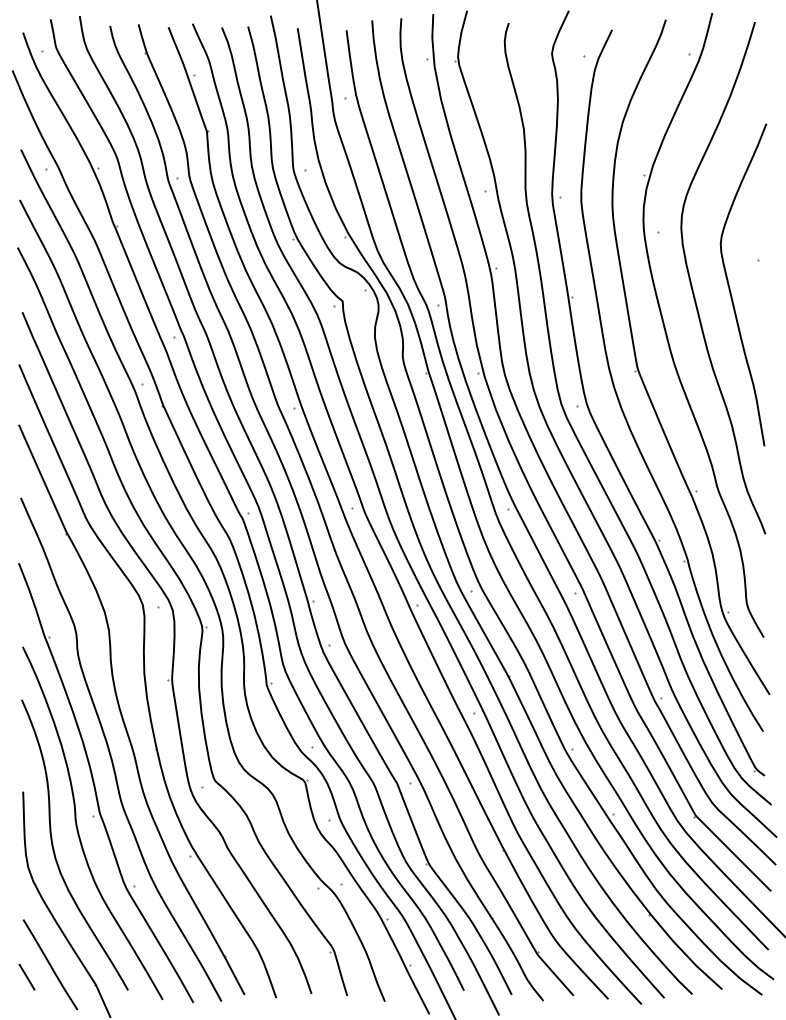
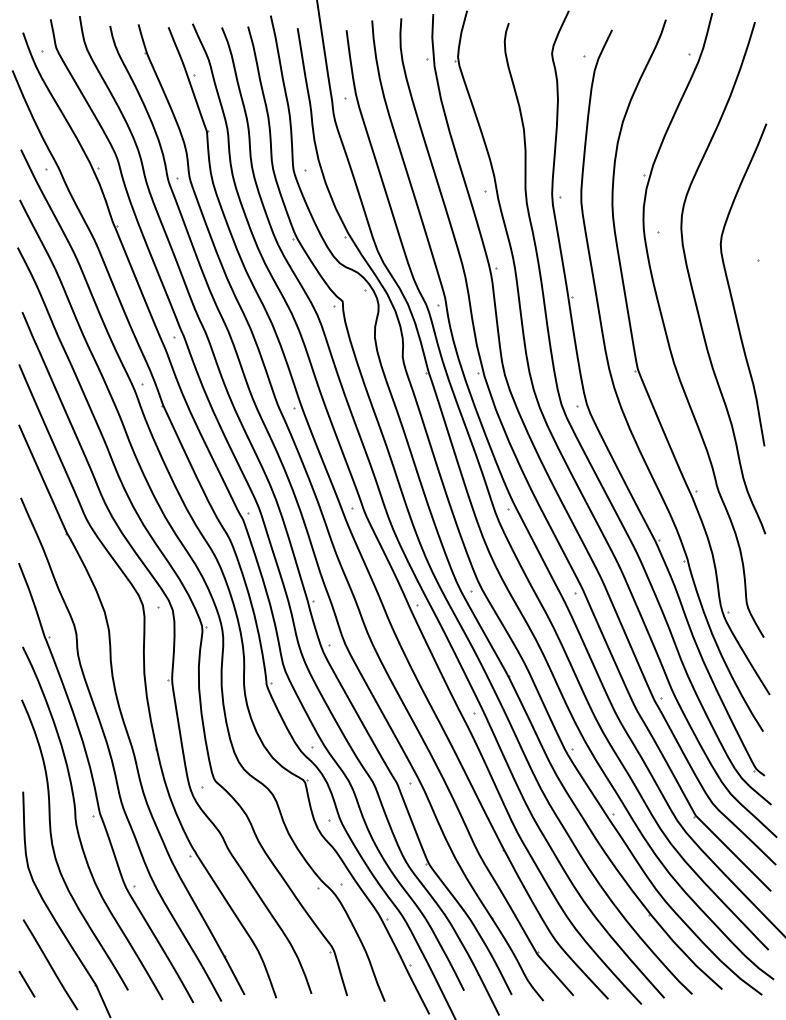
line position: (26, 976) -> (26, 983) (26, 983)
